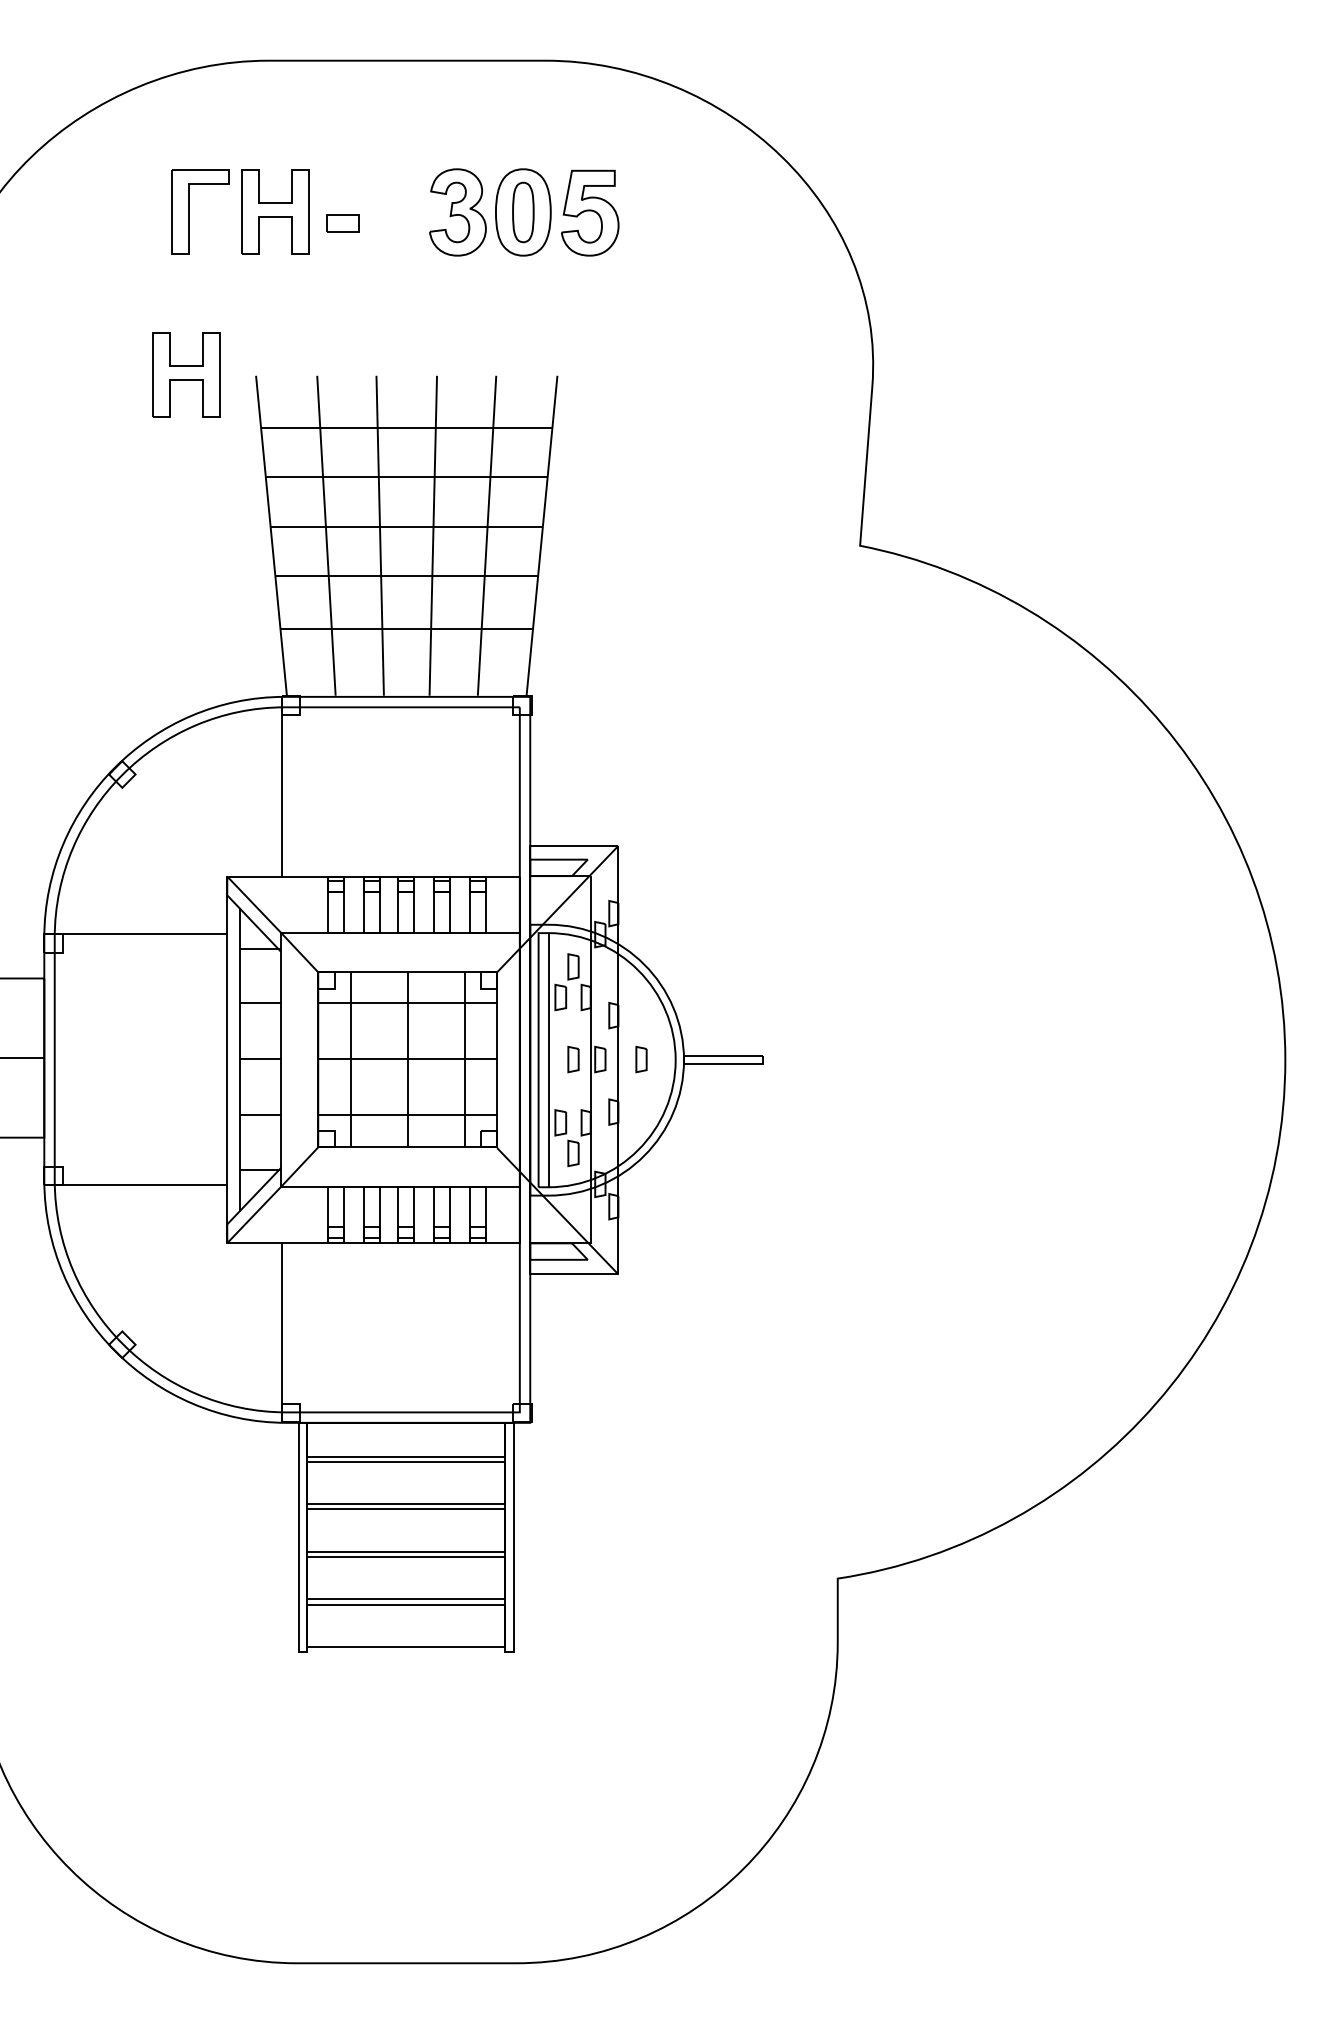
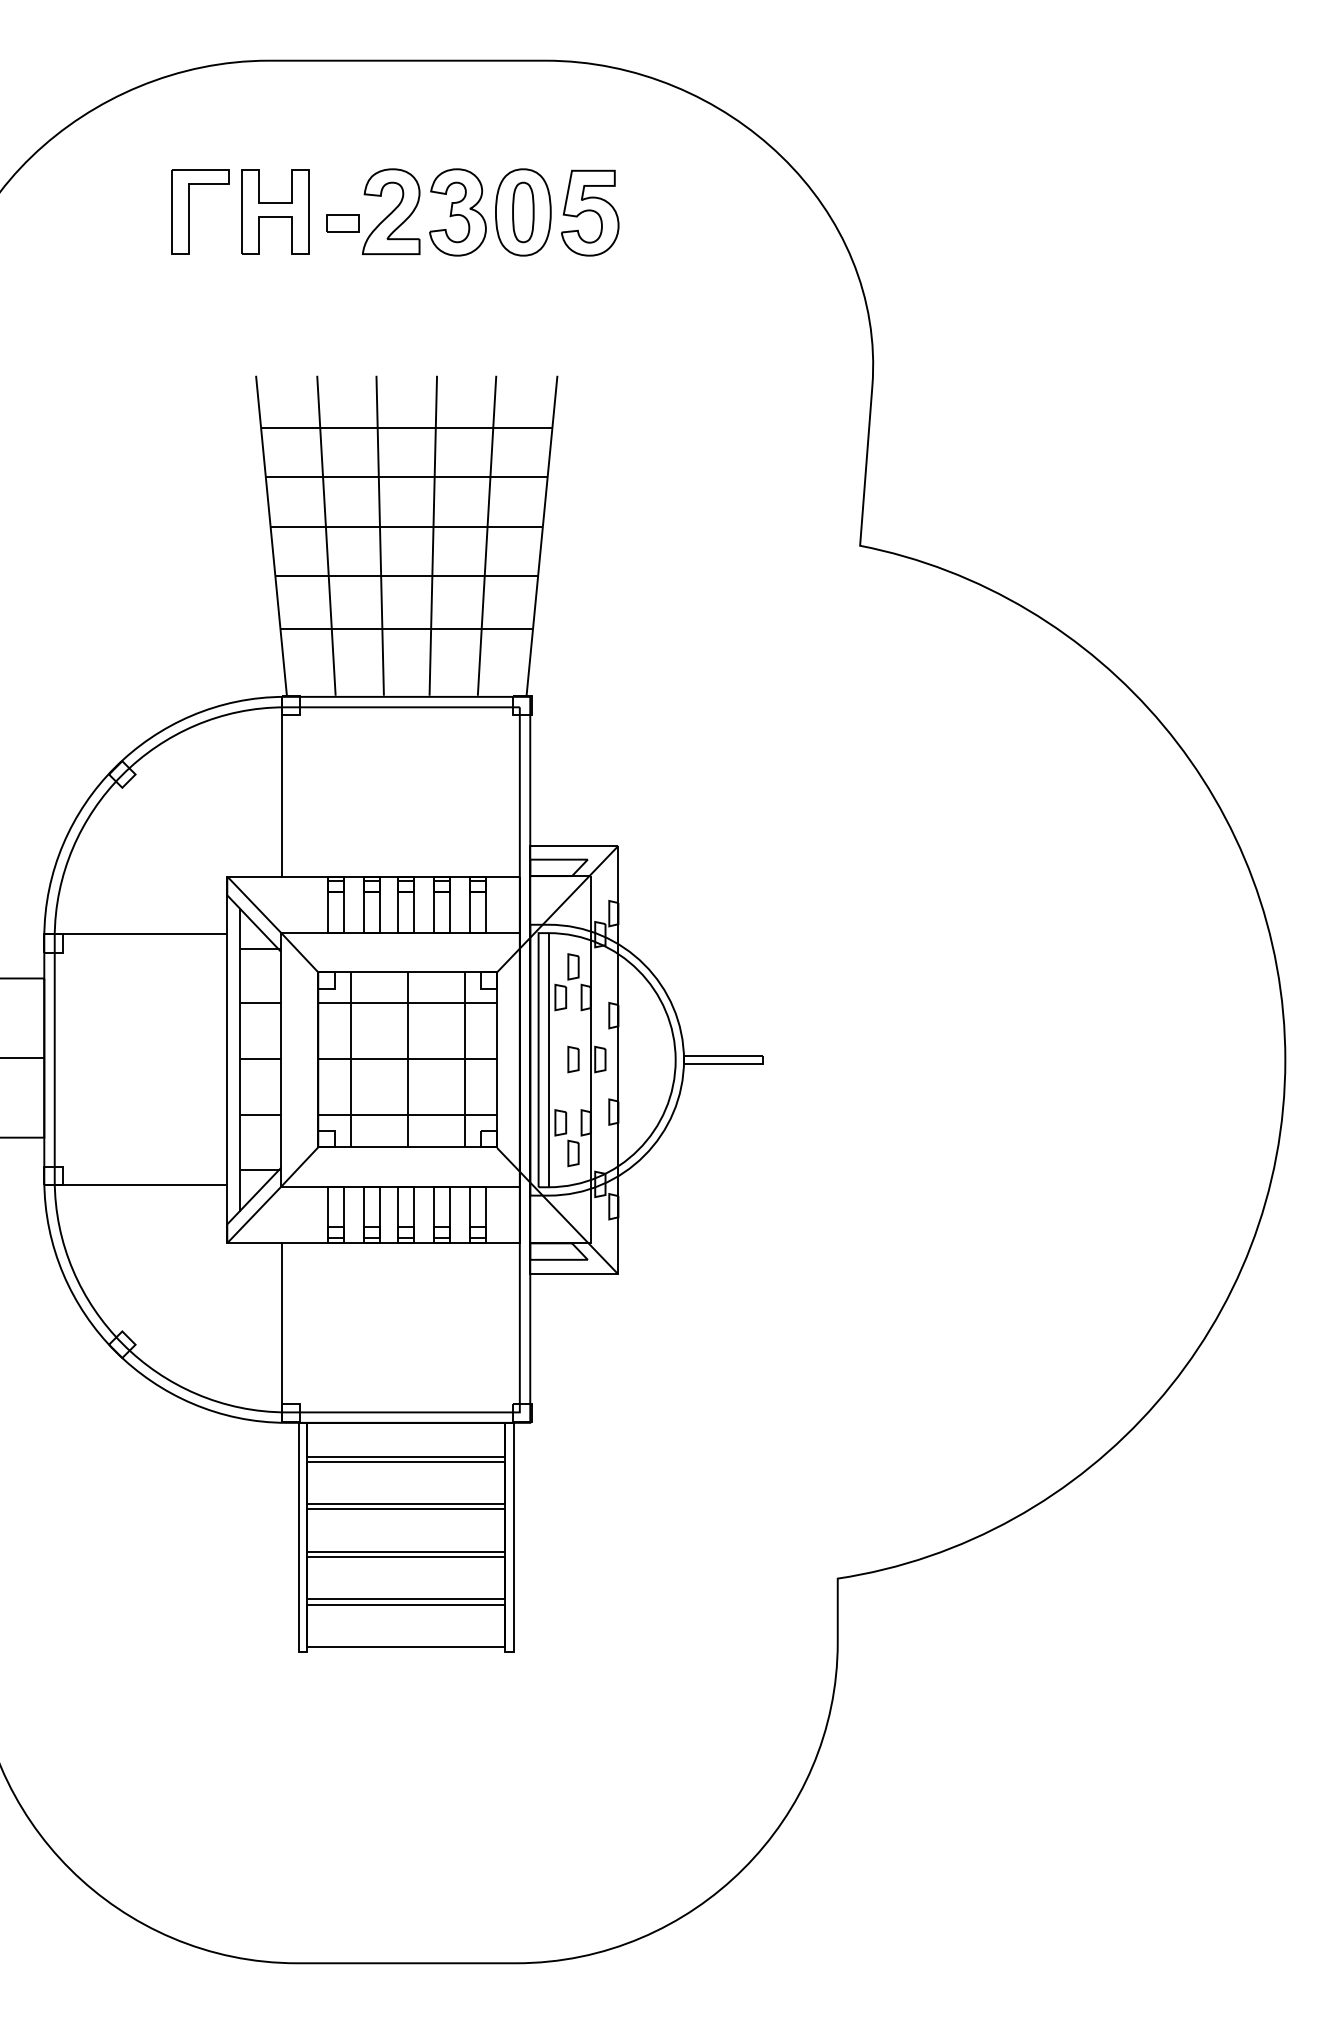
part: none -> present (390, 211)
part: present -> none (186, 374)
part: present -> none (641, 1059)
